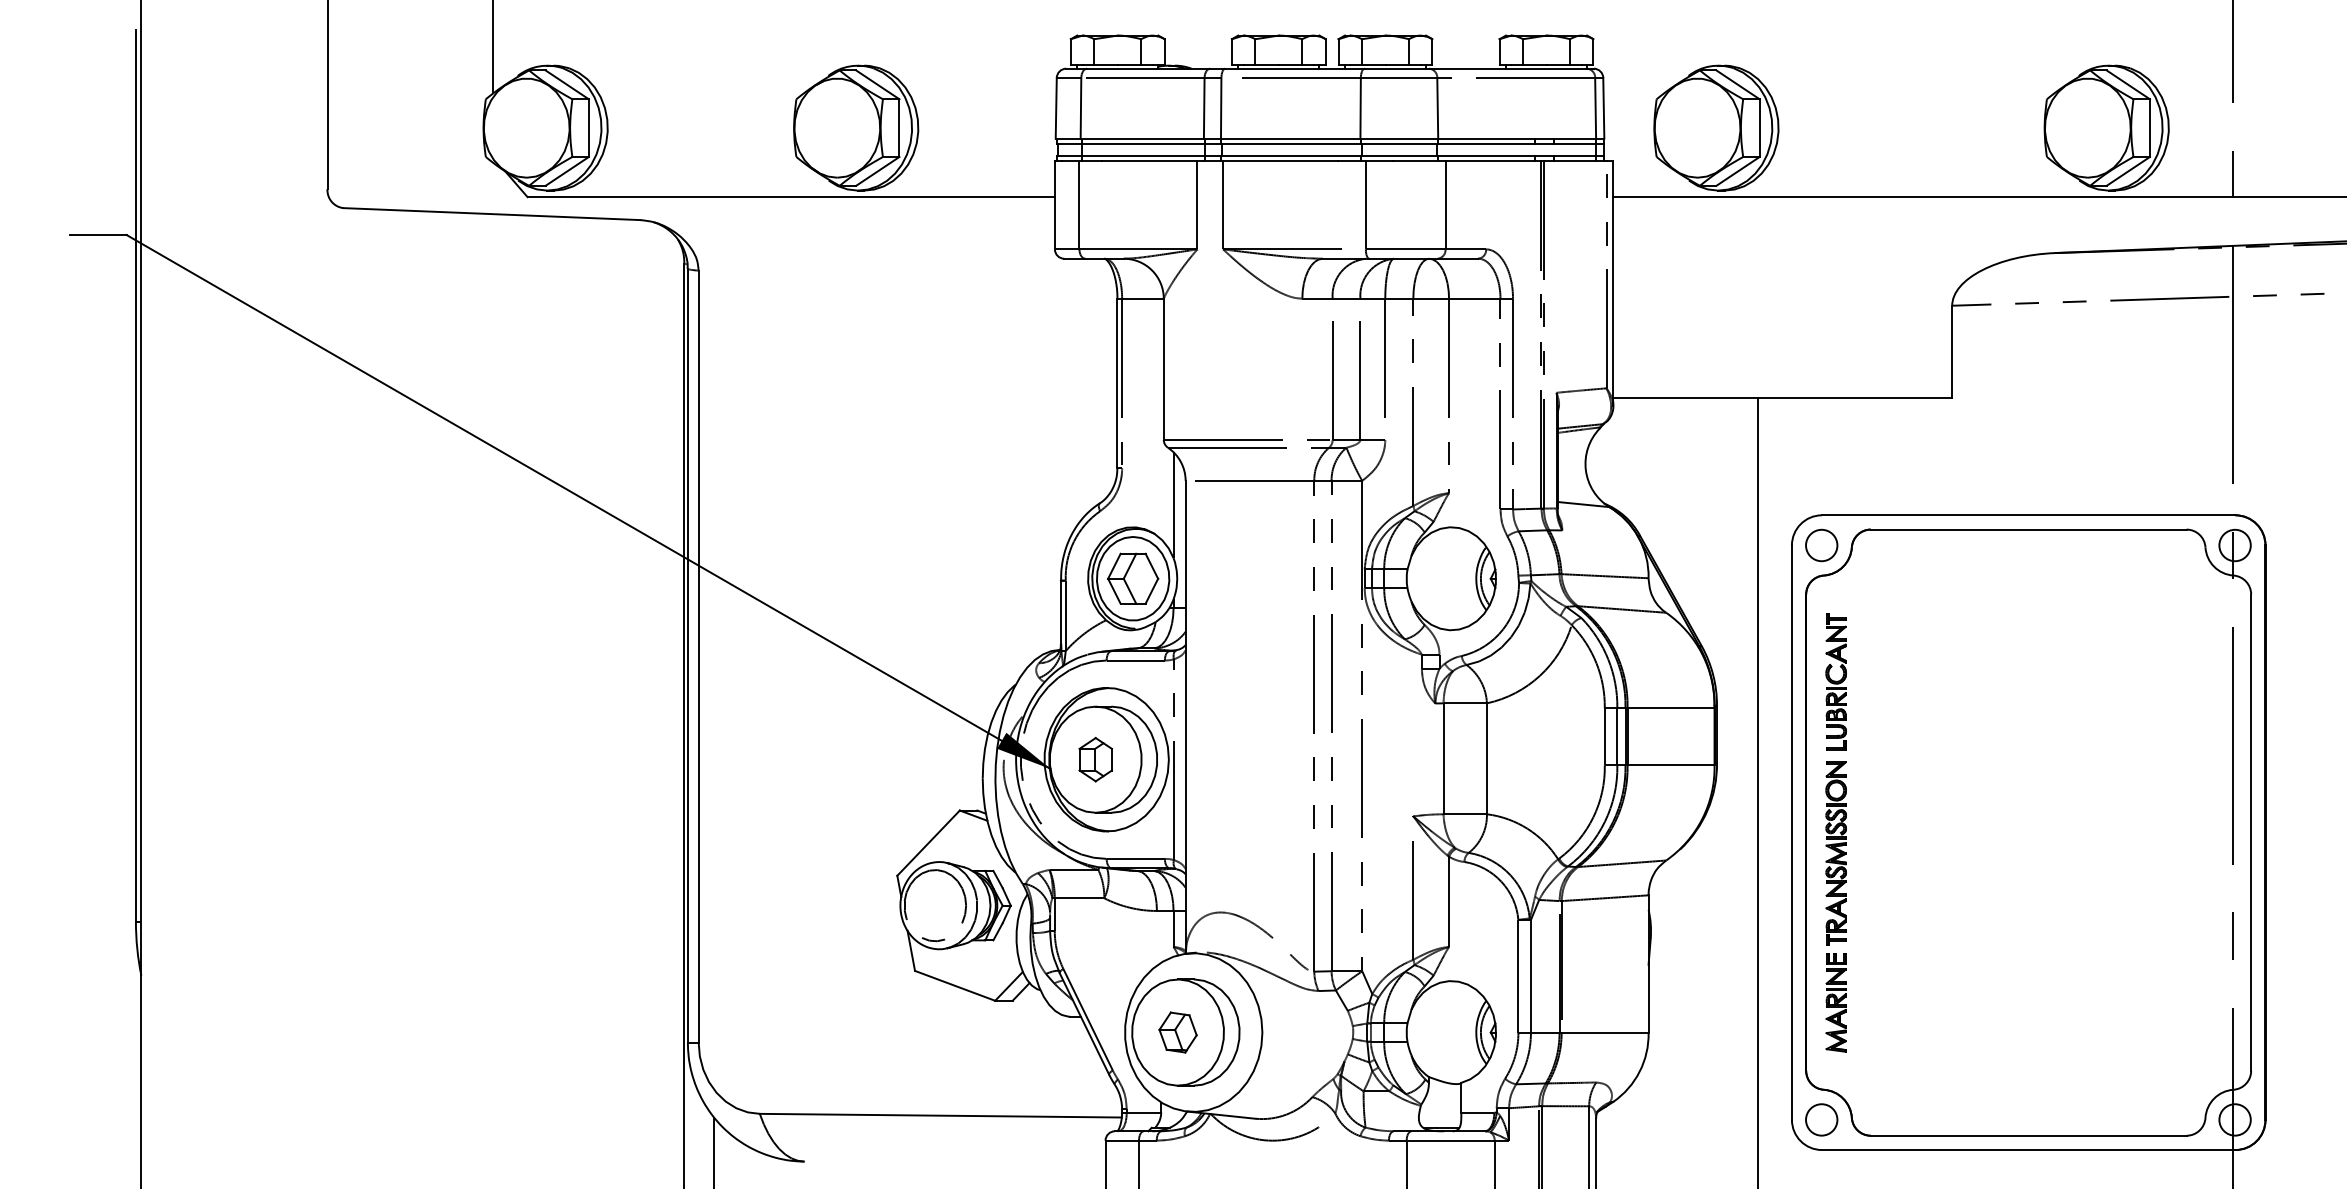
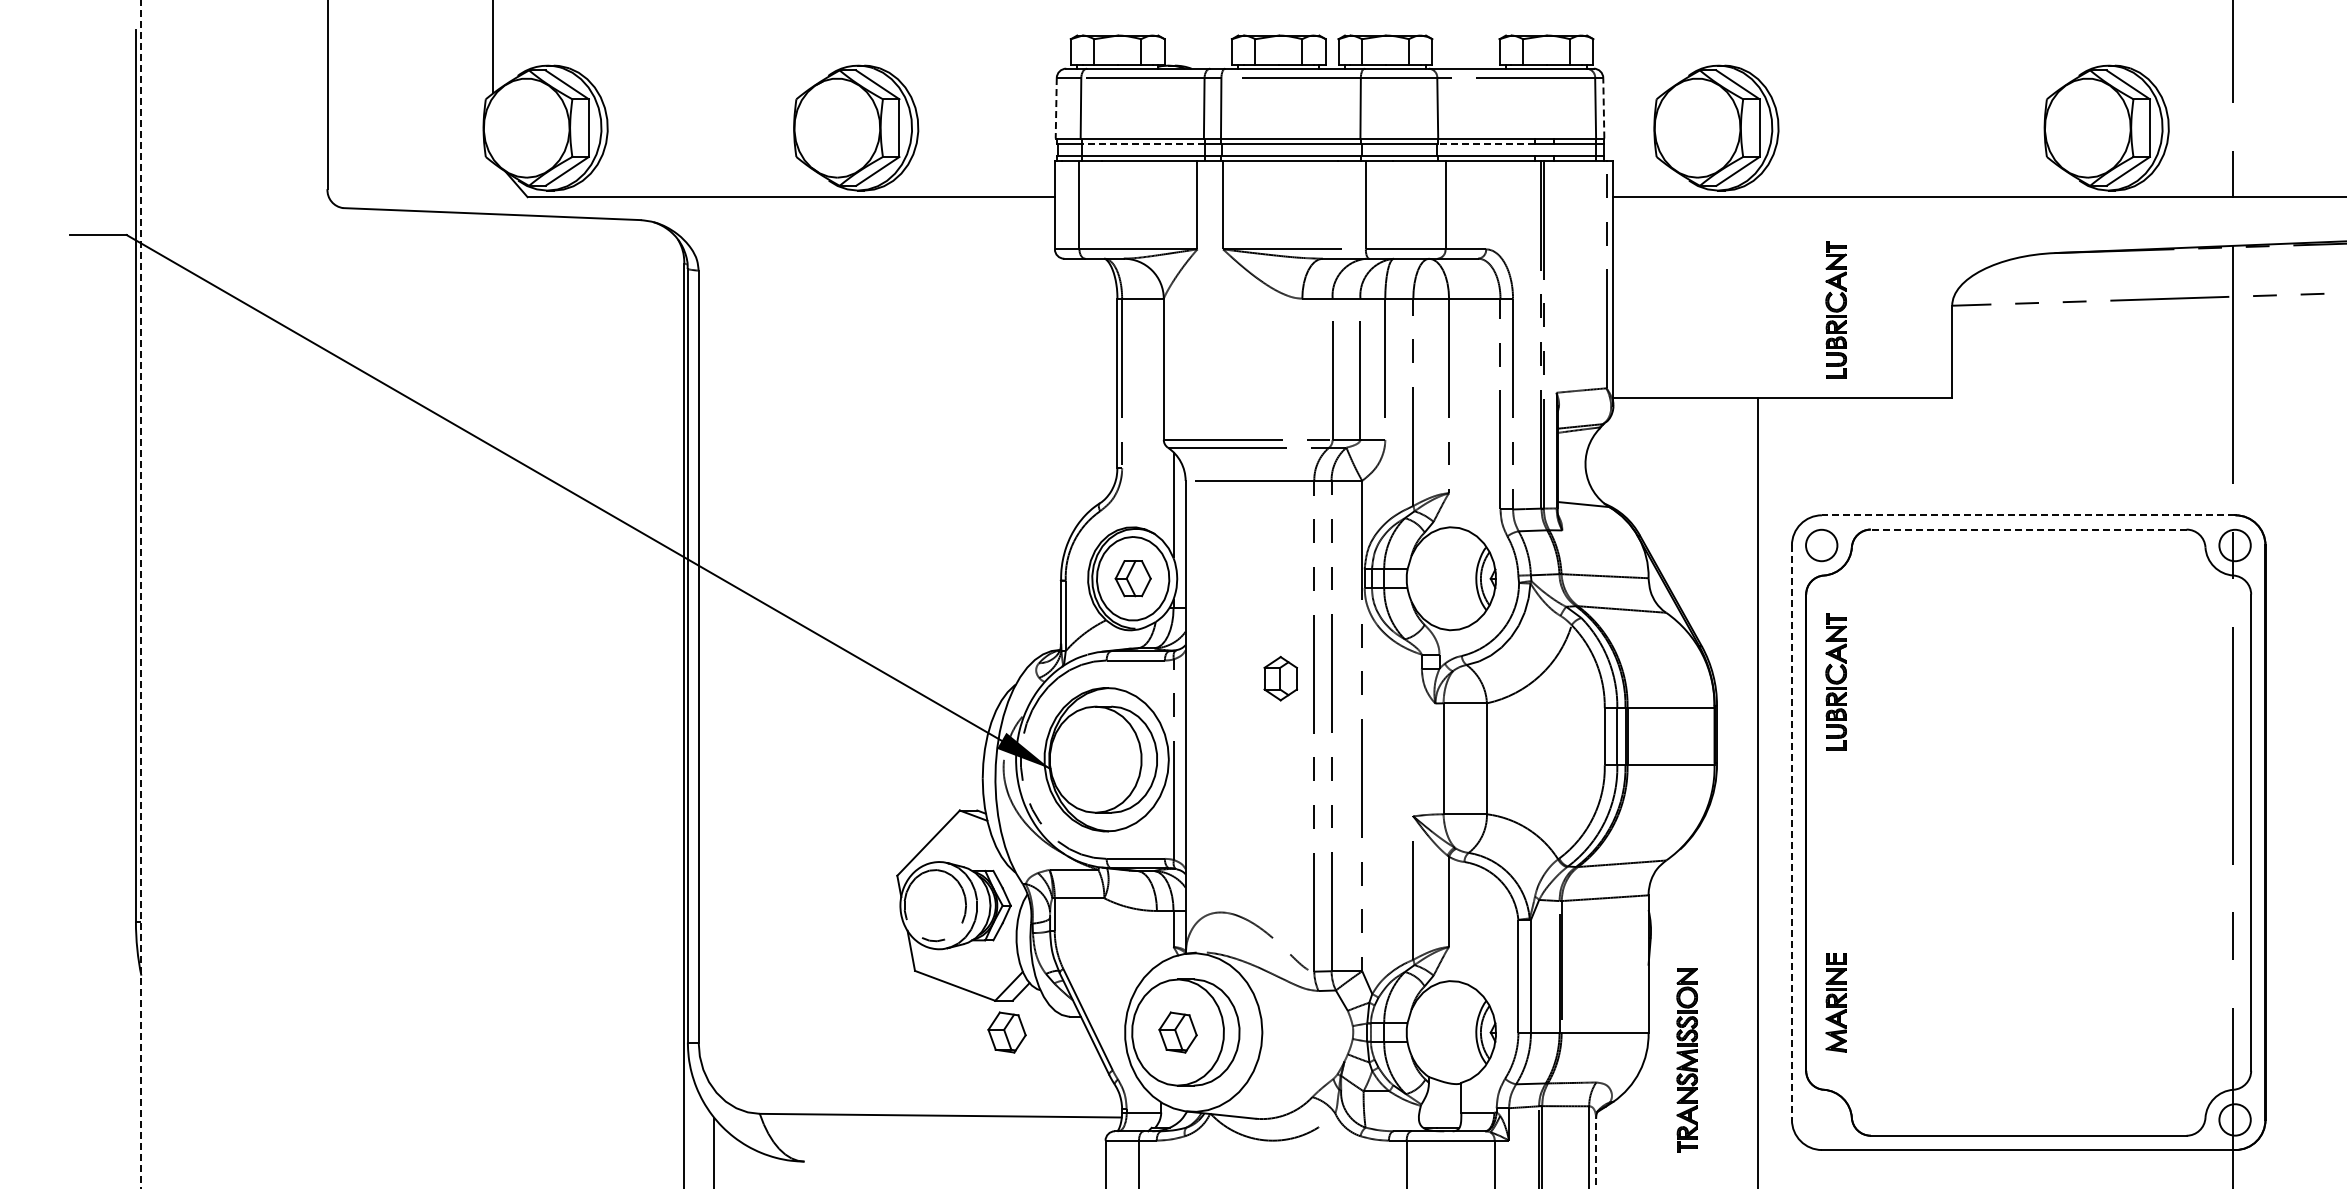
line: solid -> dashed (1603, 107)
line: solid -> dashed (1056, 108)
line: solid -> dashed (1142, 143)
line: solid -> dashed (1486, 143)
part: none -> present (1835, 309)
line: solid -> dashed (2028, 515)
line: solid -> dashed (2028, 529)
part size: 53x53 px -> 38x38 px (1132, 578)
line: solid -> dashed (141, 594)
part position: (1095, 759) -> (1280, 678) (1280, 678)
line: solid -> dashed (1791, 833)
part position: (1835, 853) -> (1686, 1060) (1686, 1060)
part: none -> present (1006, 1032)
circle: present -> none (1821, 1119)
line: solid -> dashed (1596, 1153)
